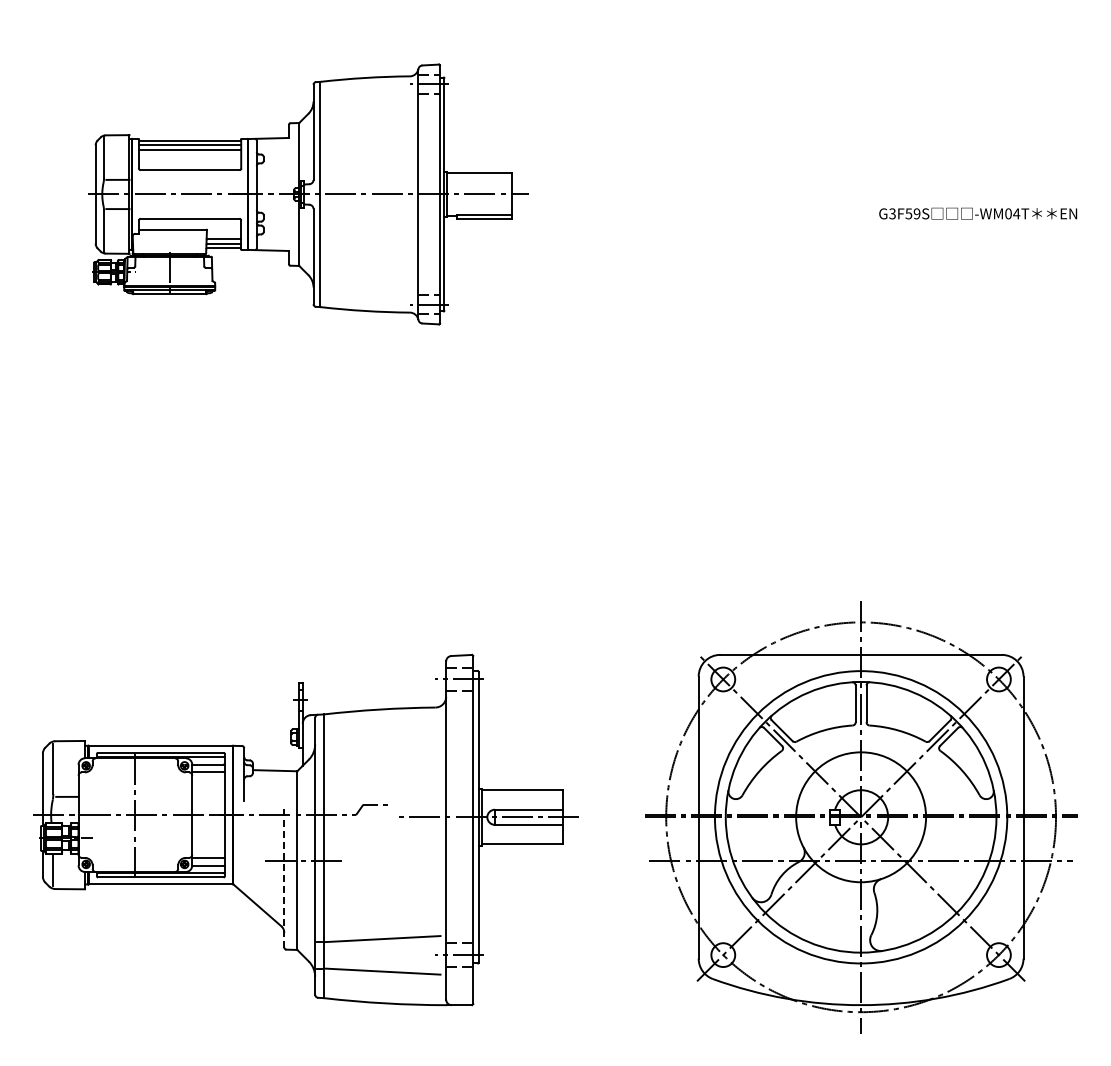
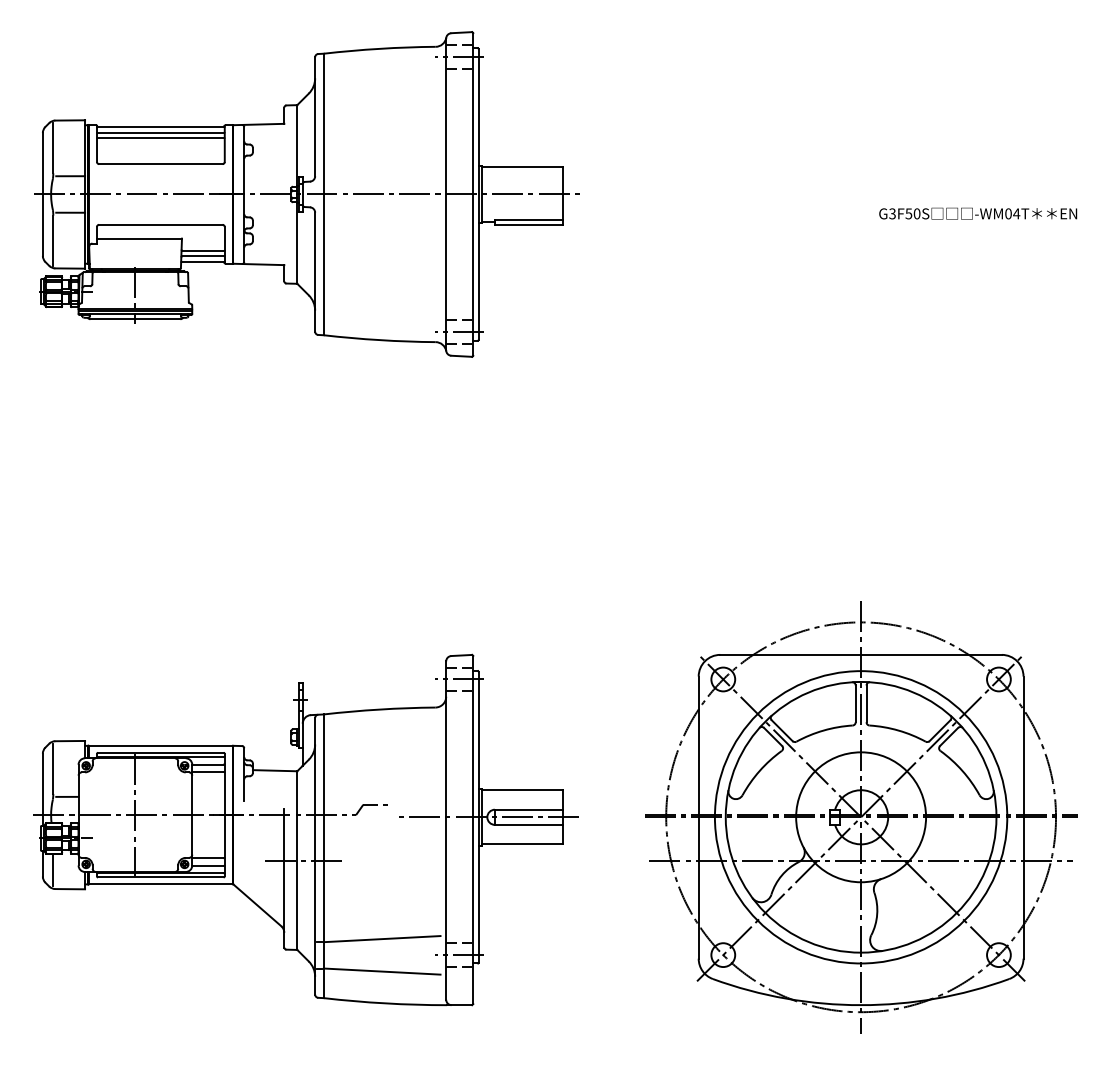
part size: 441x263 px -> 546x327 px (306, 194)
text: G3F59S -> G3F50S (916, 213)
line: dashed -> solid (284, 878)
